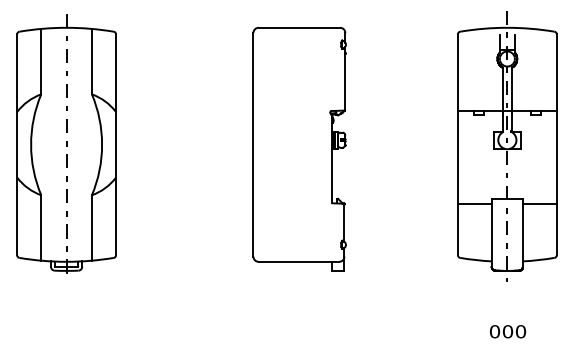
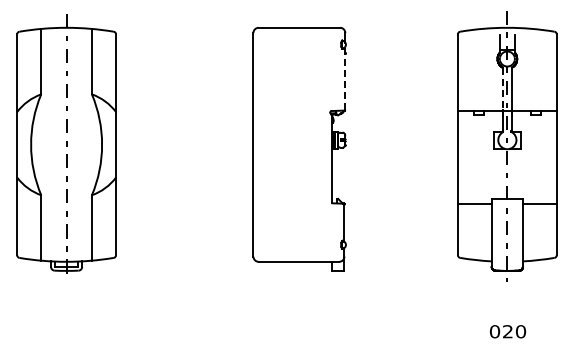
line: solid -> dashed (345, 78)
line: solid -> dashed (502, 89)
text: 000 -> 020 (507, 331)
